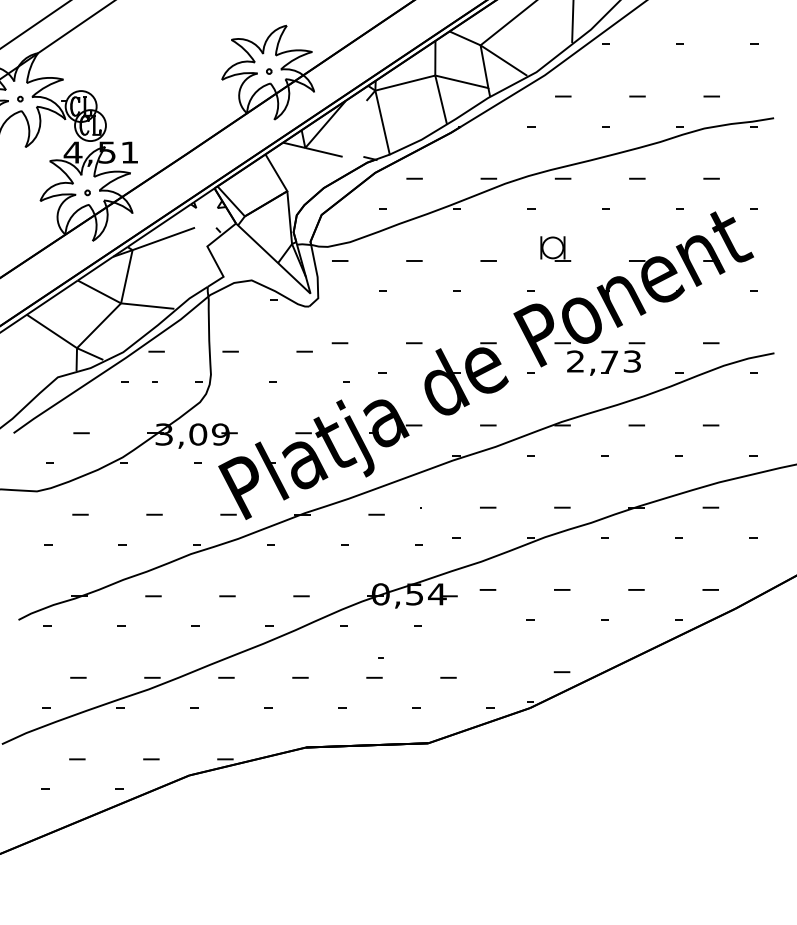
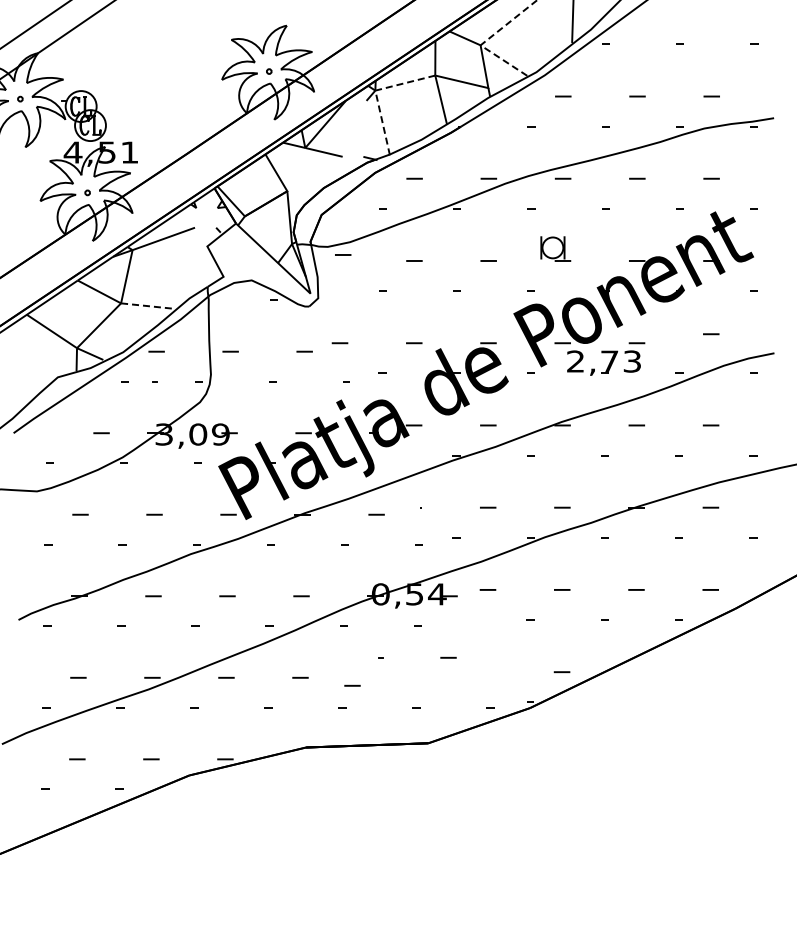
line: solid -> dashed (486, 40)
line: solid -> dashed (375, 92)
line position: (340, 260) -> (343, 254) (343, 254)
line: solid -> dashed (147, 306)
line position: (711, 343) -> (711, 334) (711, 334)
line position: (81, 433) -> (101, 433) (101, 433)
line position: (374, 677) -> (352, 685) (352, 685)
line position: (448, 677) -> (448, 657) (448, 657)
